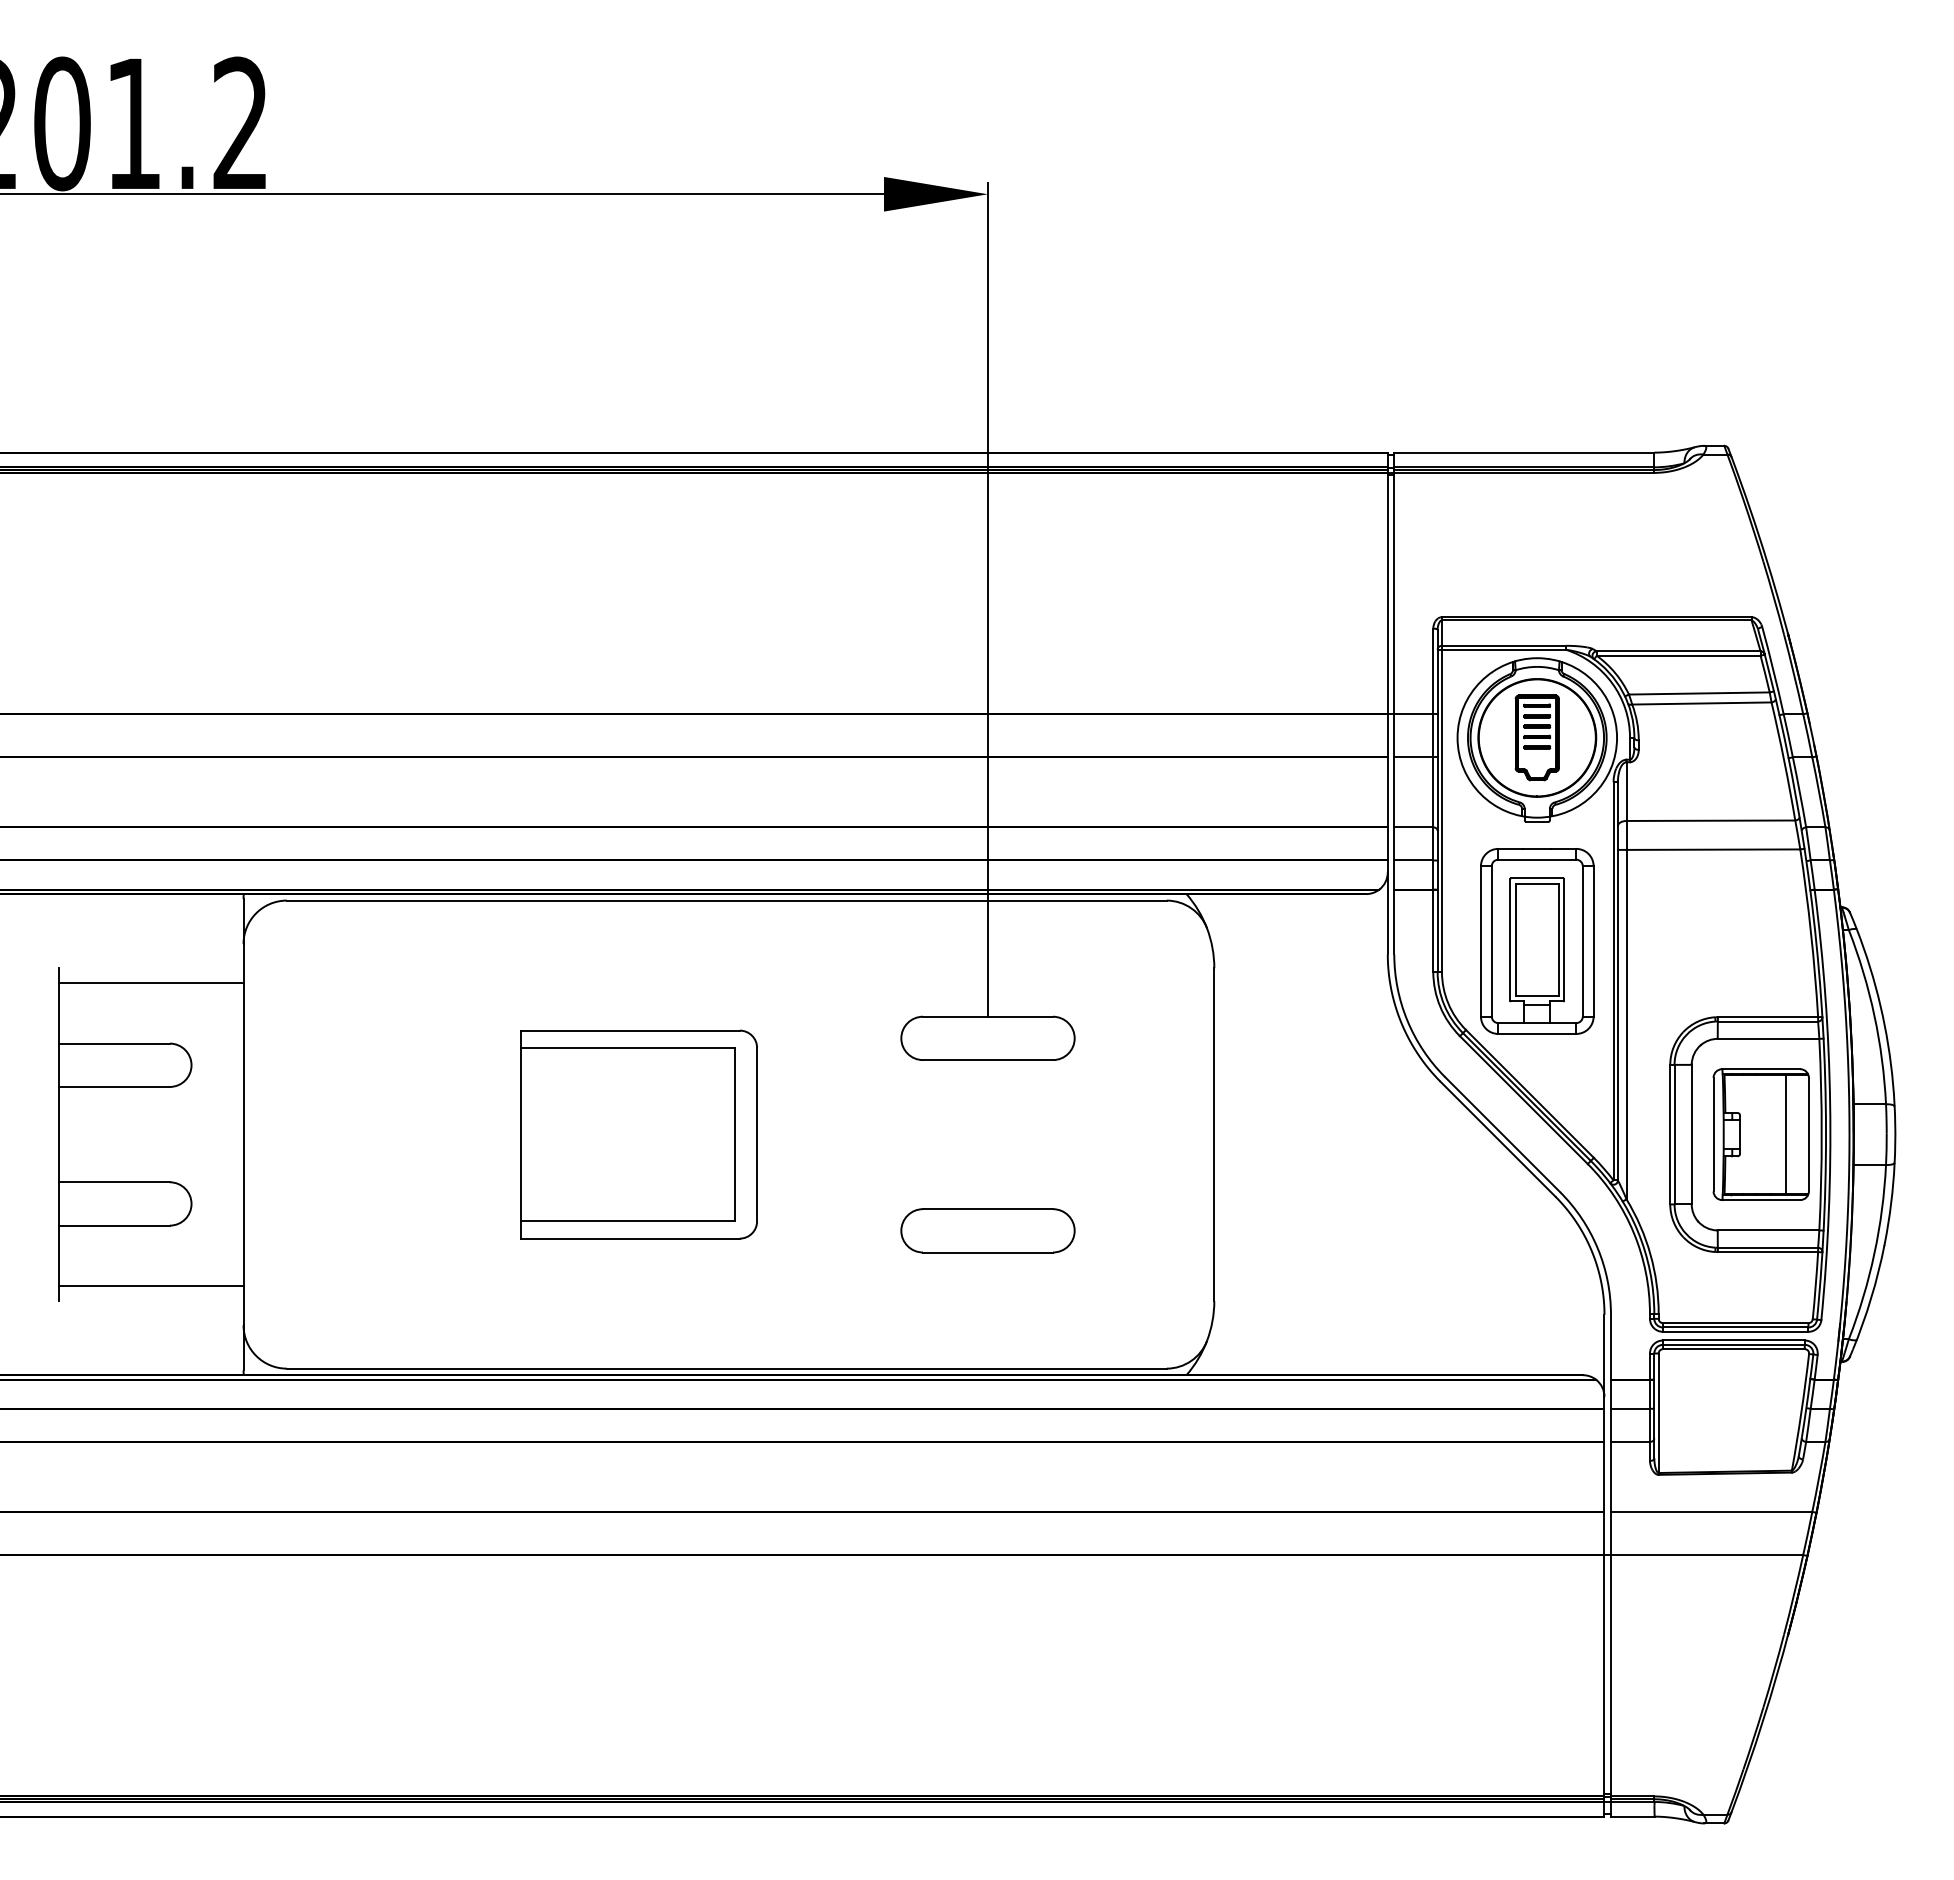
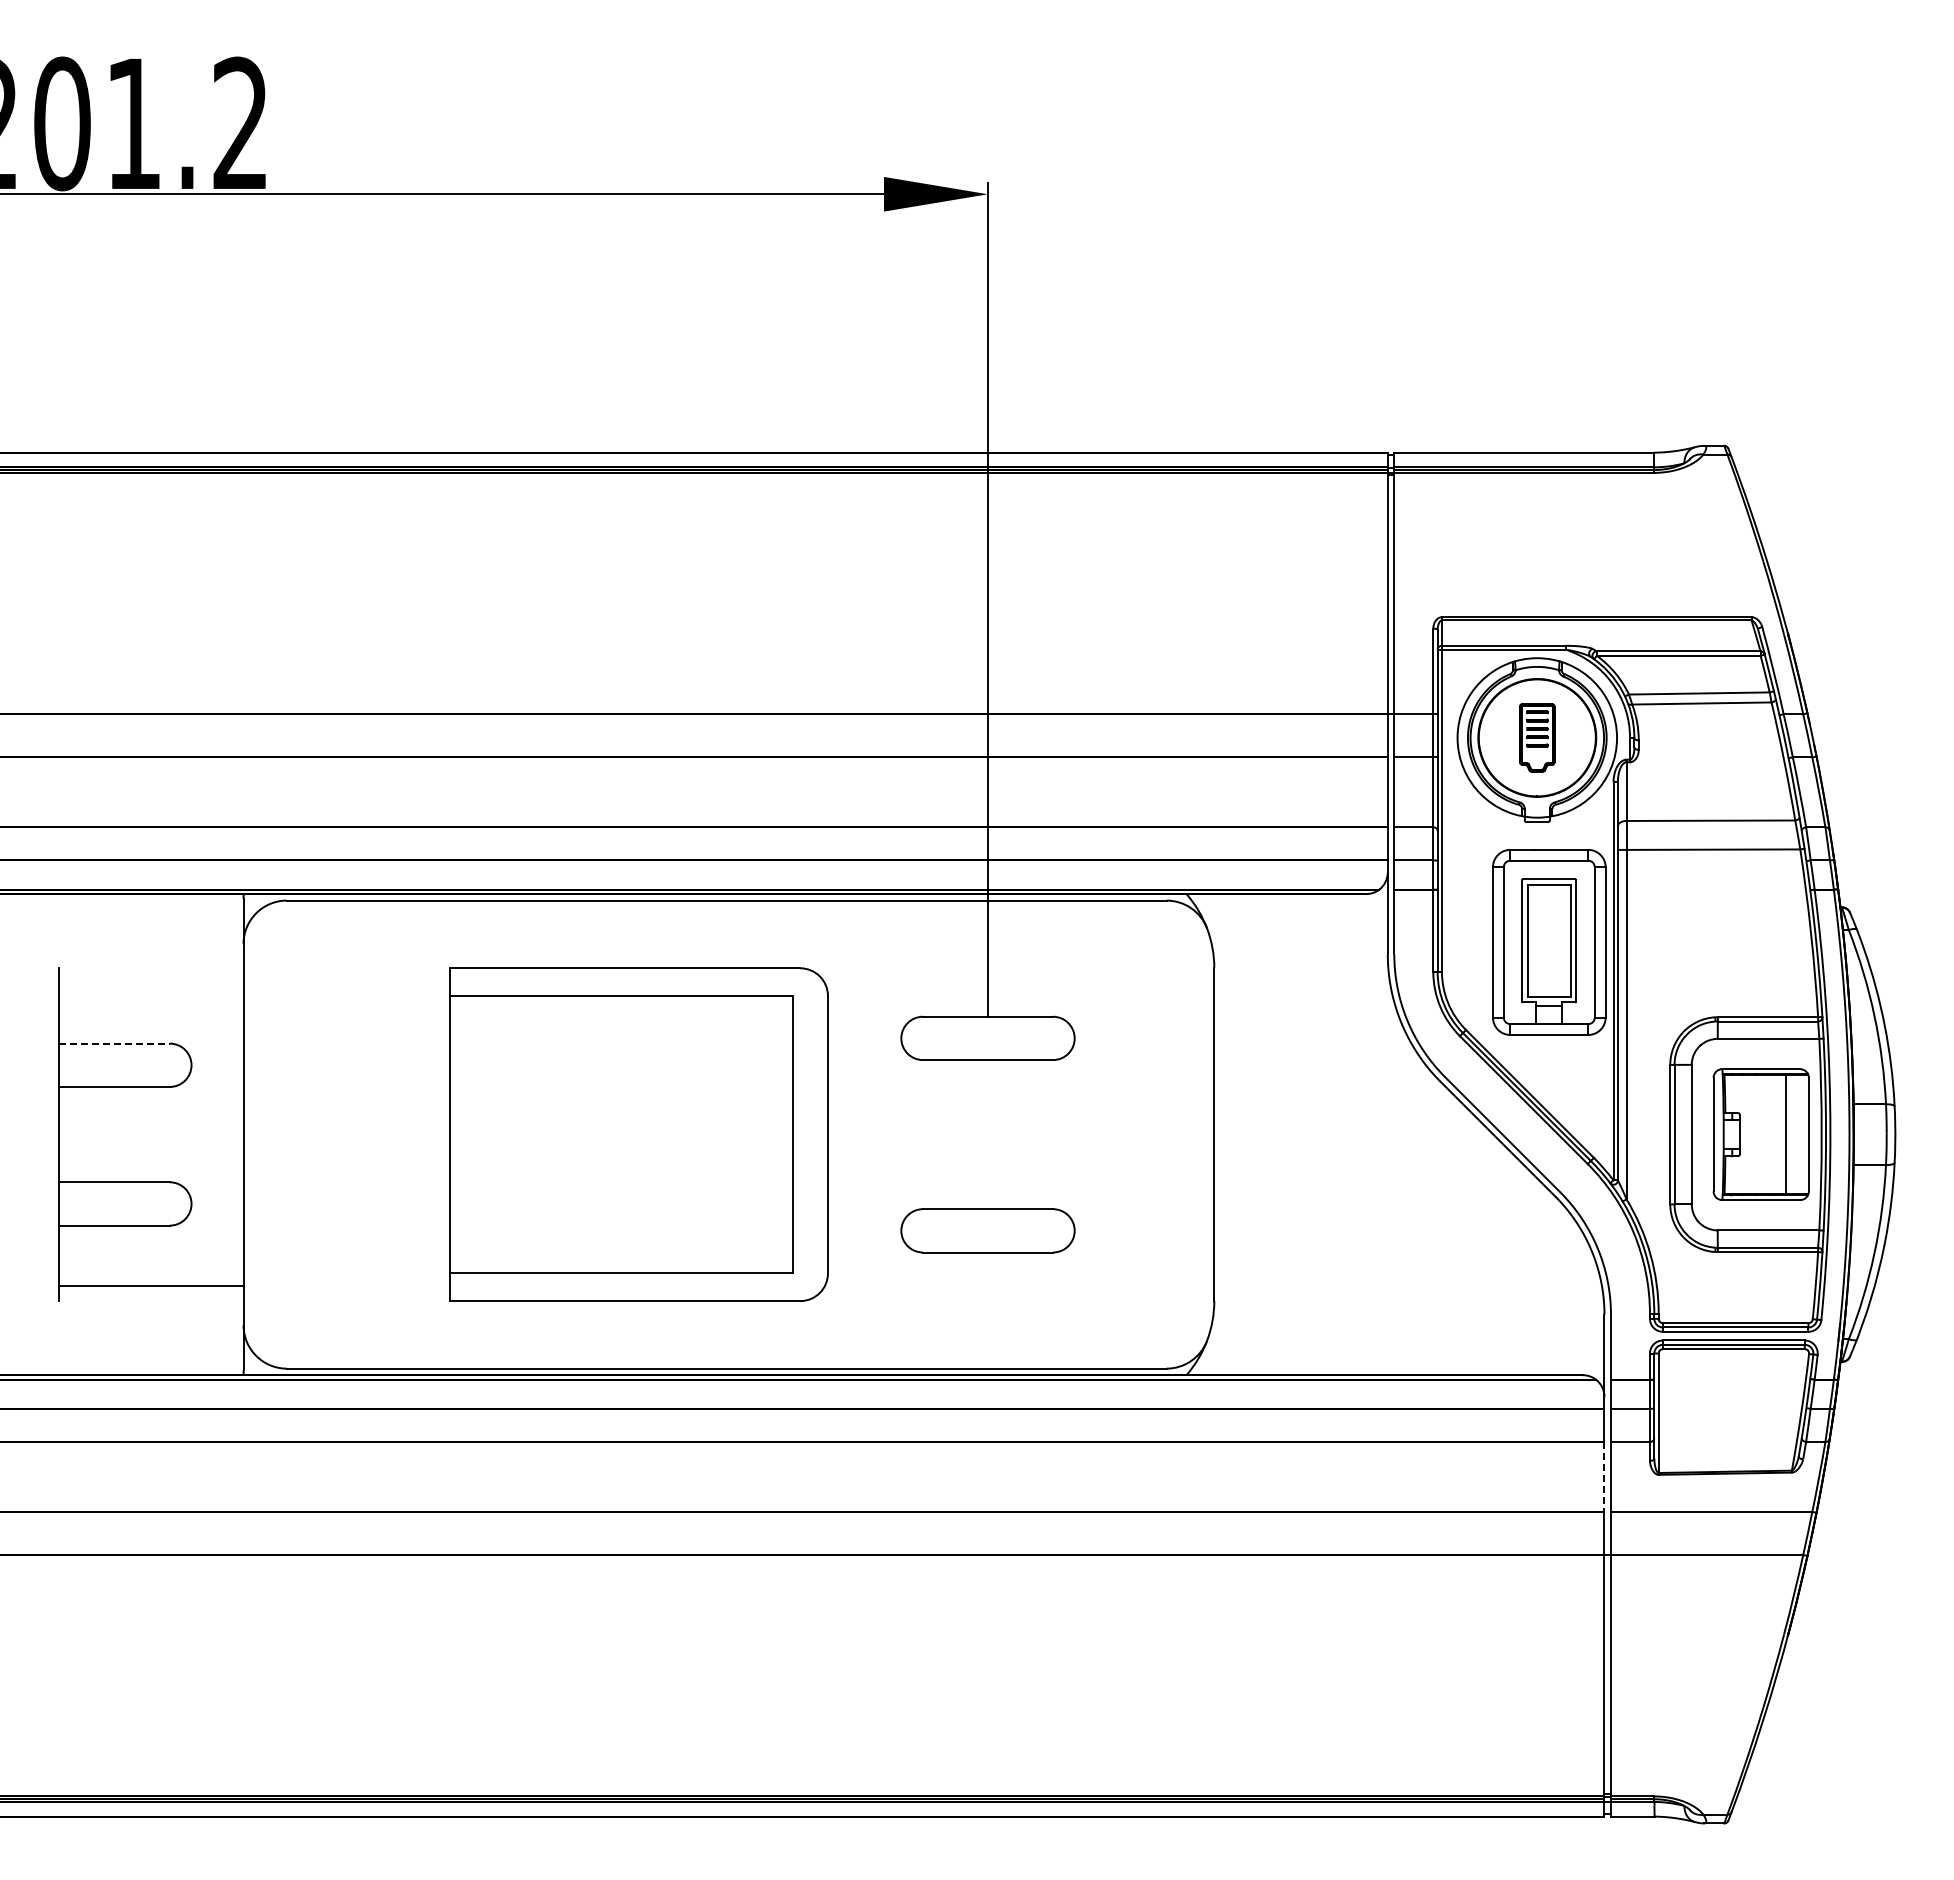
part size: 46x88 px -> 37x70 px (1537, 737)
part position: (1537, 941) -> (1549, 942) (1549, 942)
line: present -> none (150, 982)
line: solid -> dashed (114, 1043)
part size: 238x211 px -> 380x335 px (638, 1134)
line: solid -> dashed (1604, 1476)
